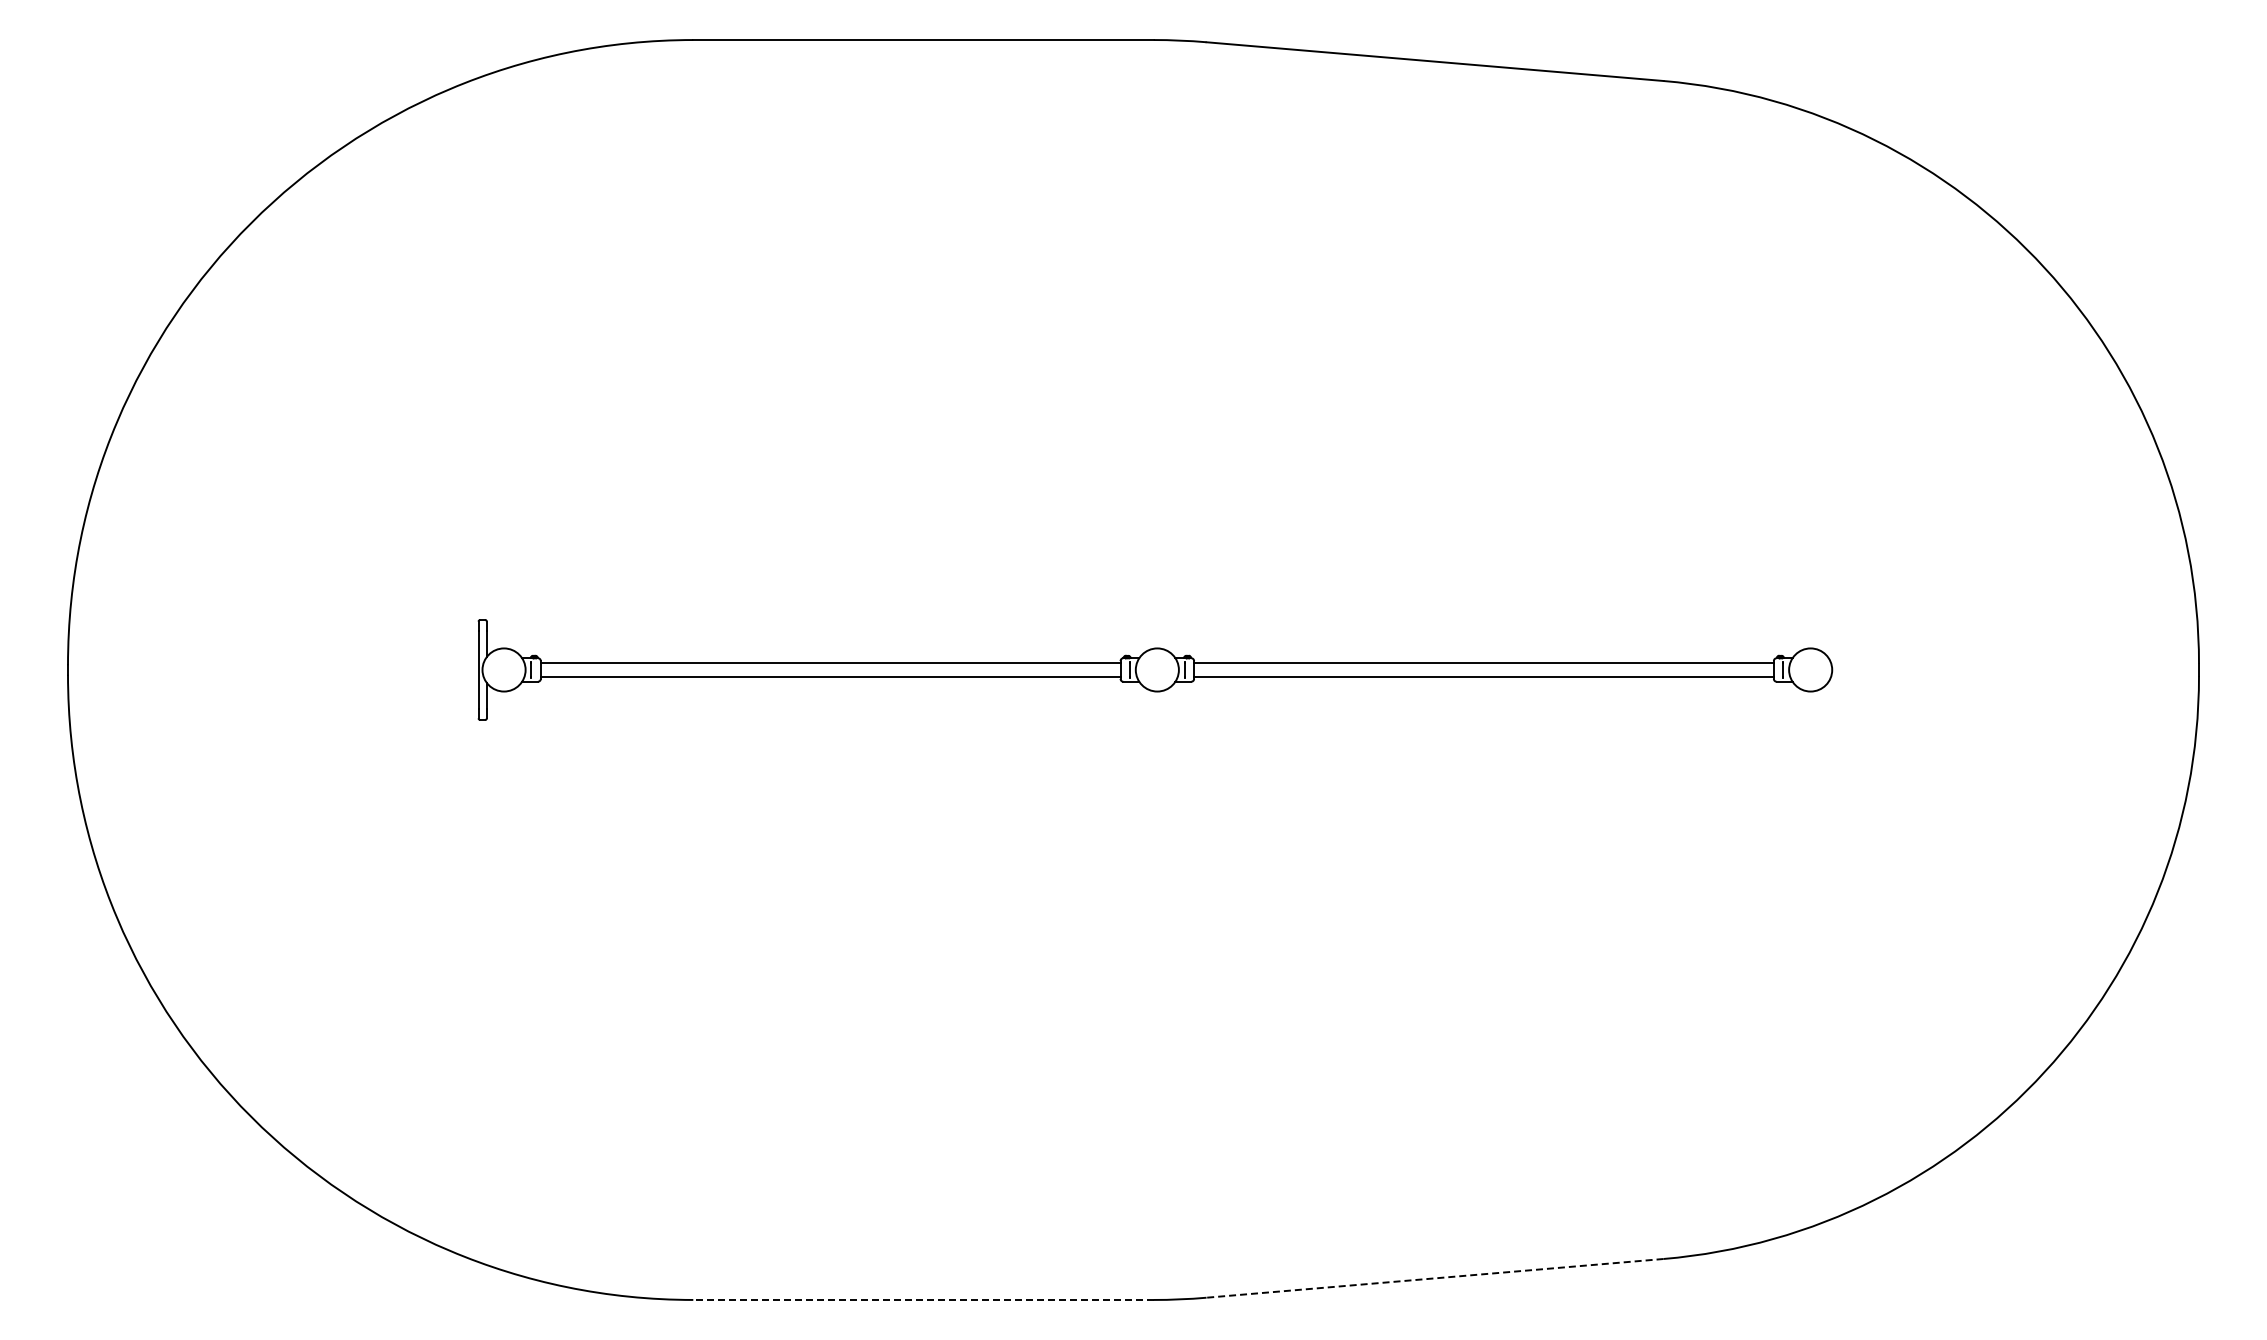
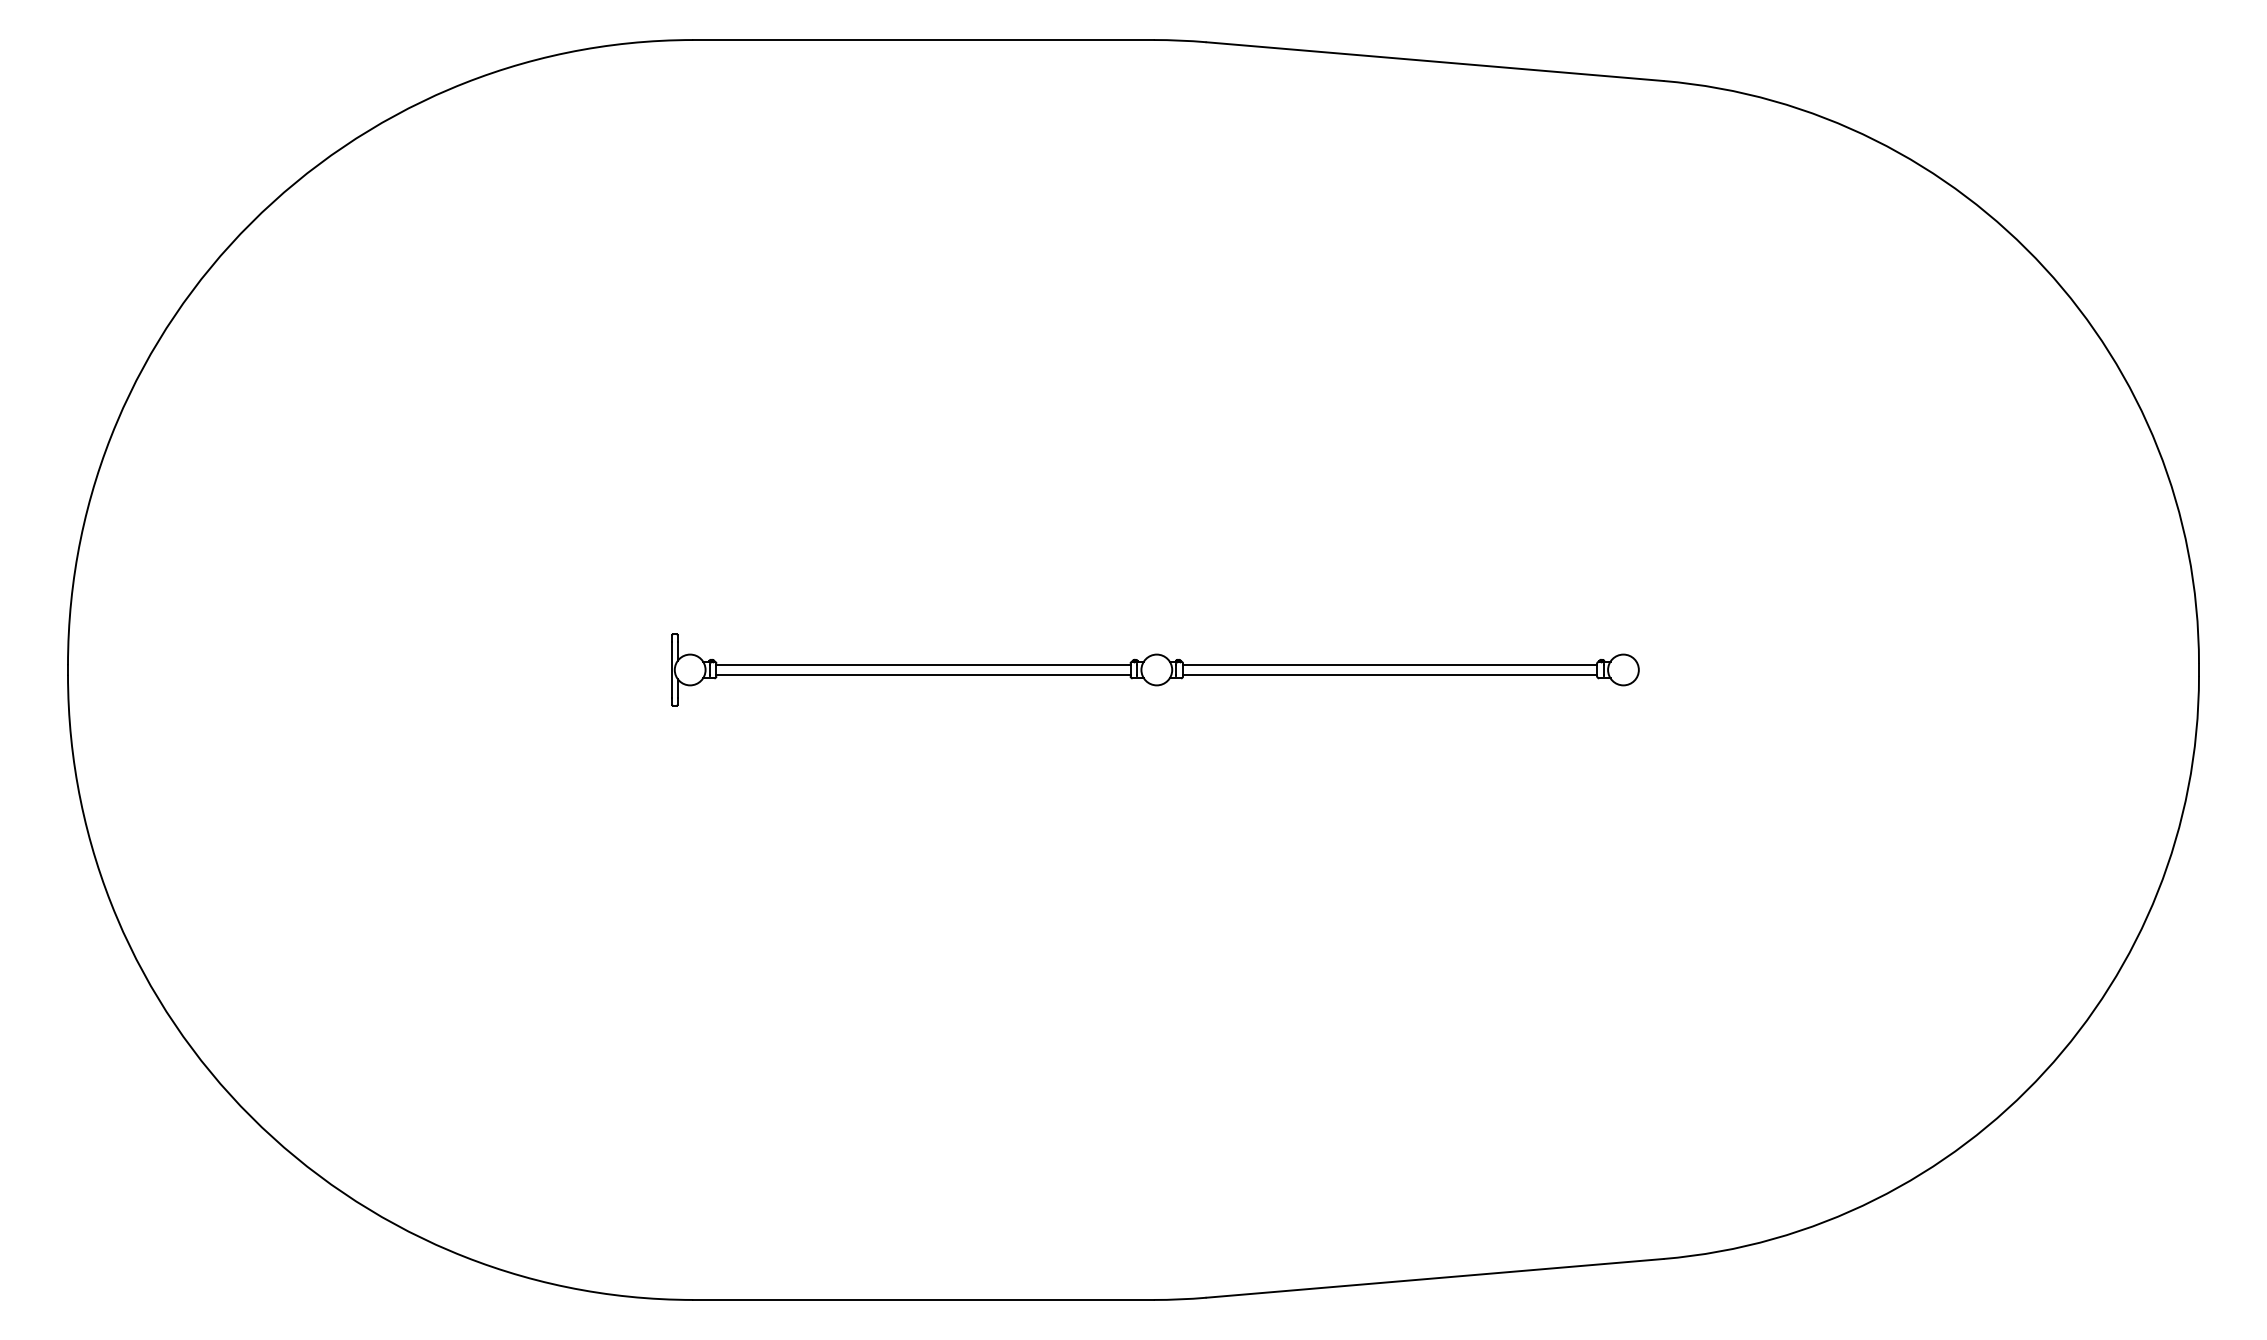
part size: 1357x102 px -> 969x74 px (1155, 669)
line: dashed -> solid (1434, 1278)
line: dashed -> solid (923, 1299)
